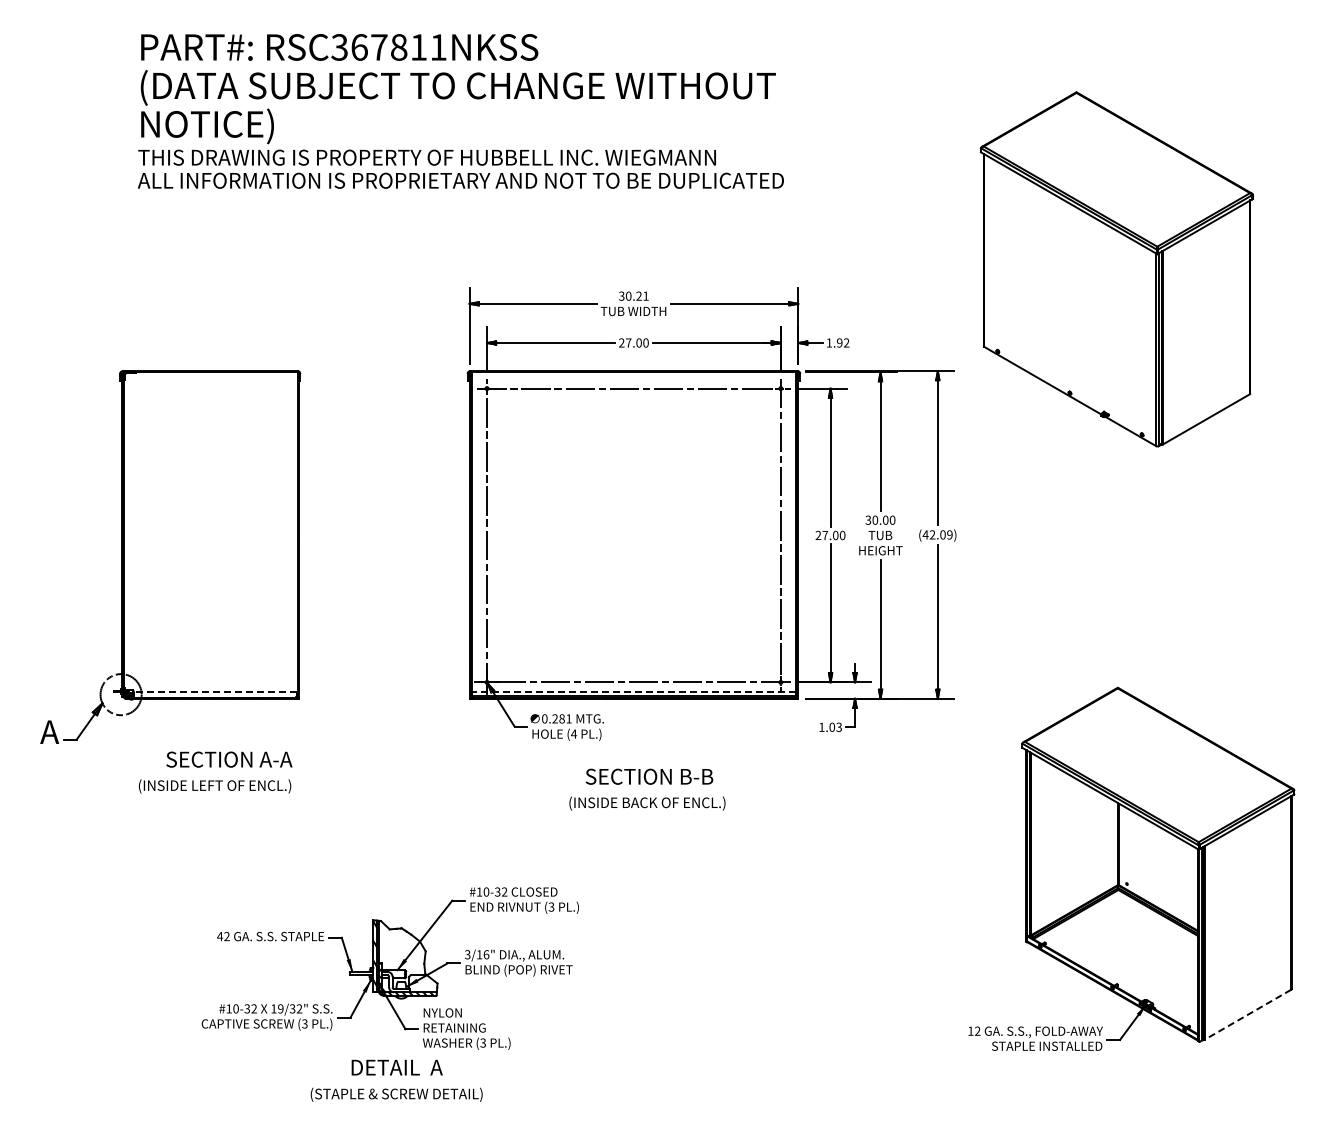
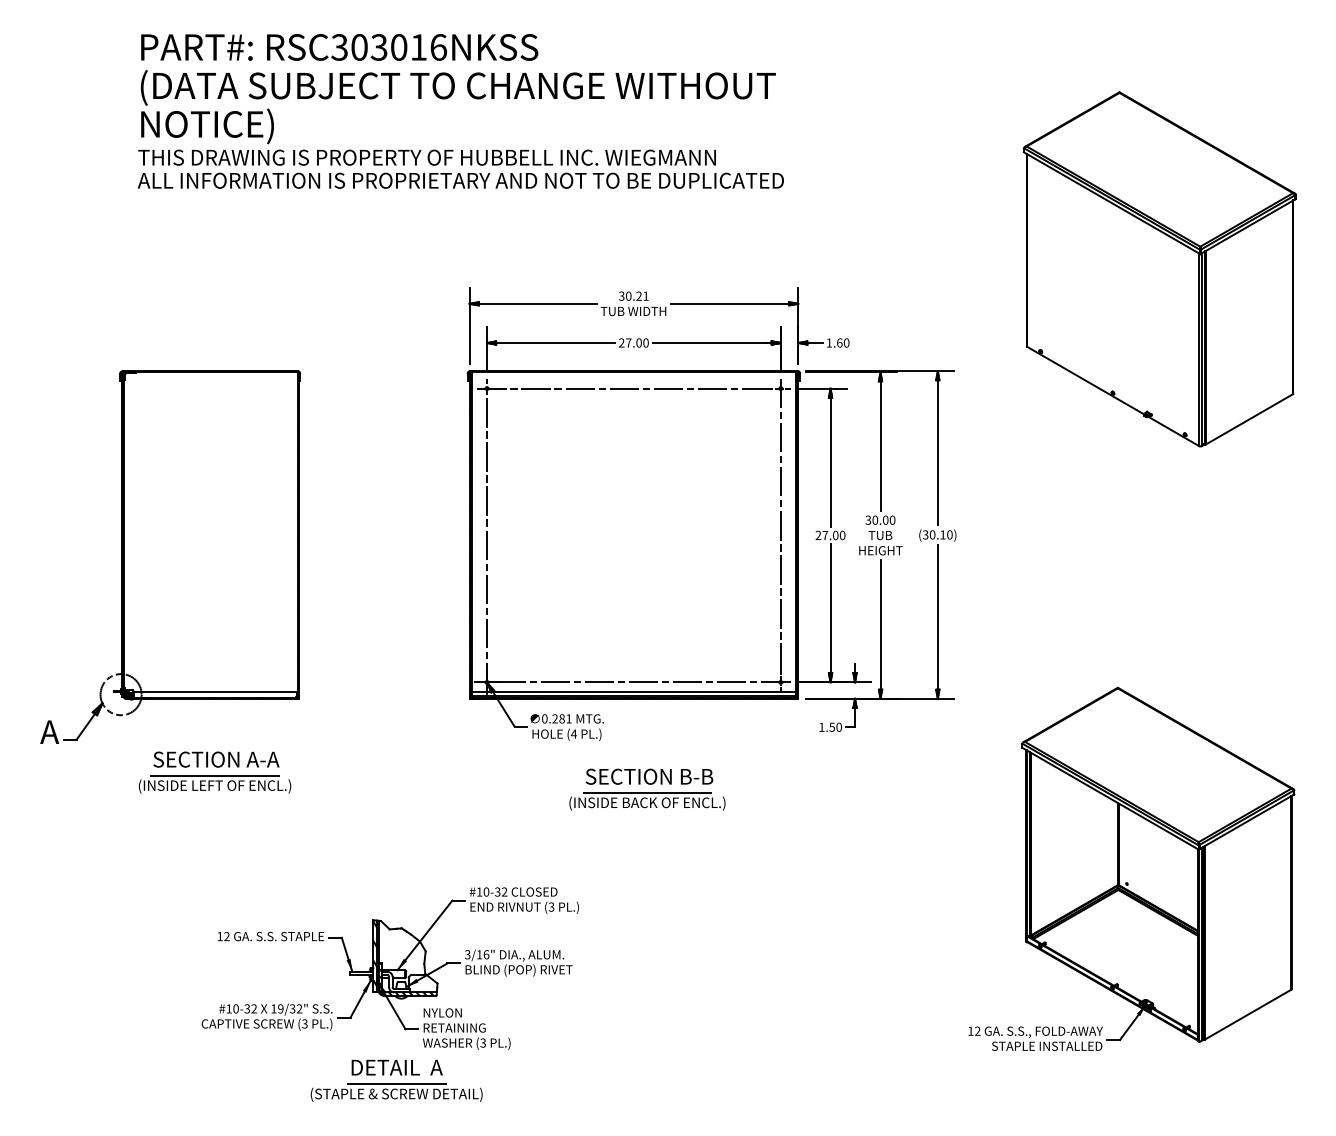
text: RSC367811NKSS -> RSC303016NKSS (399, 47)
part position: (1116, 269) -> (1159, 269) (1159, 269)
text: 1.92 -> 1.60 (843, 342)
text: (42.09) -> (30.10) (937, 534)
line: dashed -> solid (215, 691)
line: dashed -> solid (633, 691)
text: 1.03 -> 1.50 (835, 726)
text position: (229, 759) -> (216, 759) (216, 759)
line: none -> present (215, 775)
line: none -> present (647, 792)
text: 42 -> 12 (220, 936)
line: dashed -> solid (1247, 1014)
line: none -> present (396, 1083)
